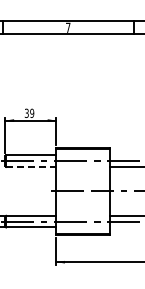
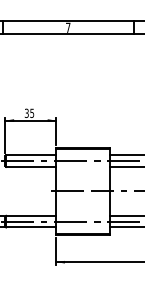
text: 39 -> 35 (32, 112)
line: none -> present (125, 155)
line: dashed -> solid (31, 166)
line: none -> present (125, 227)
